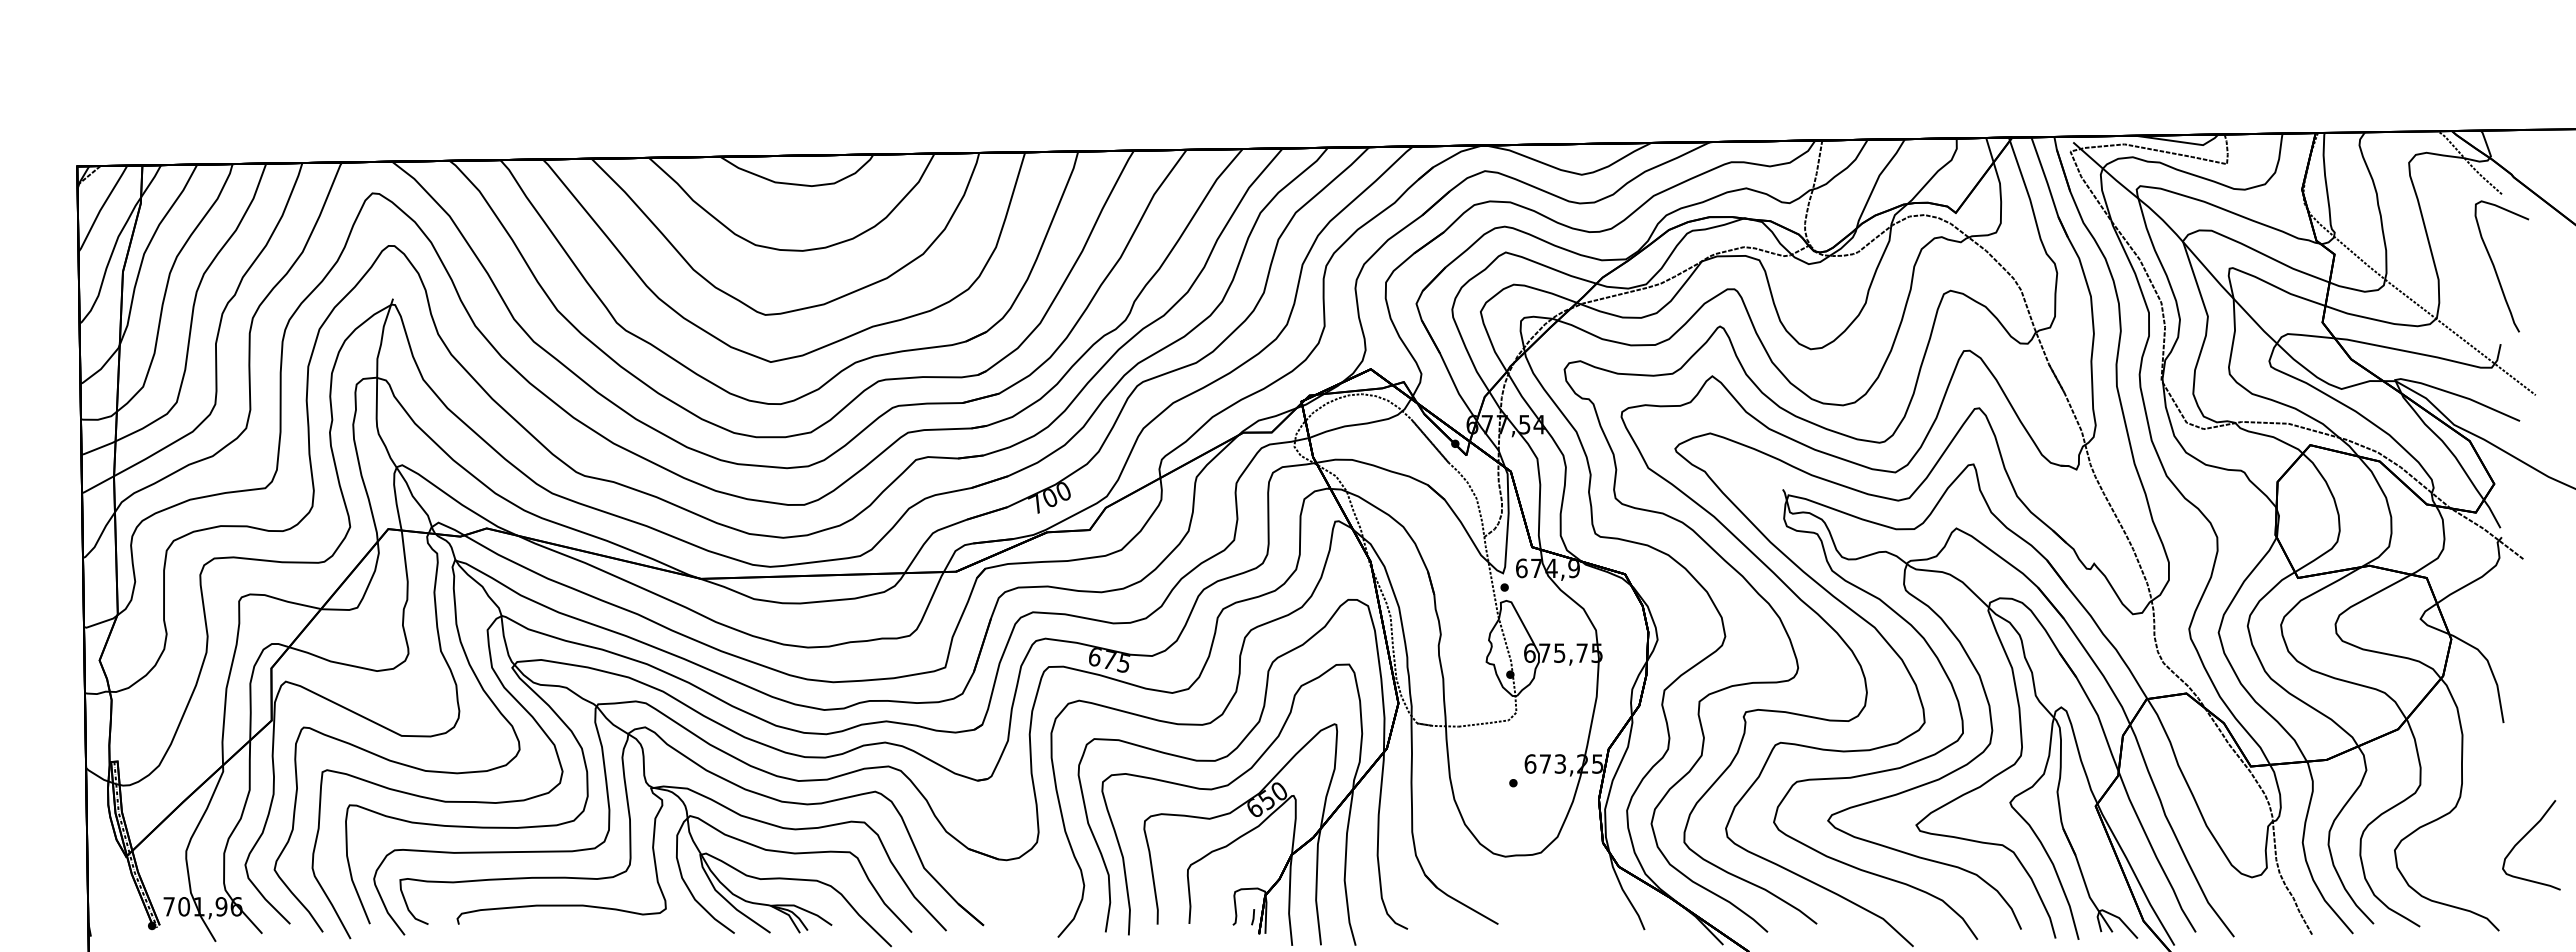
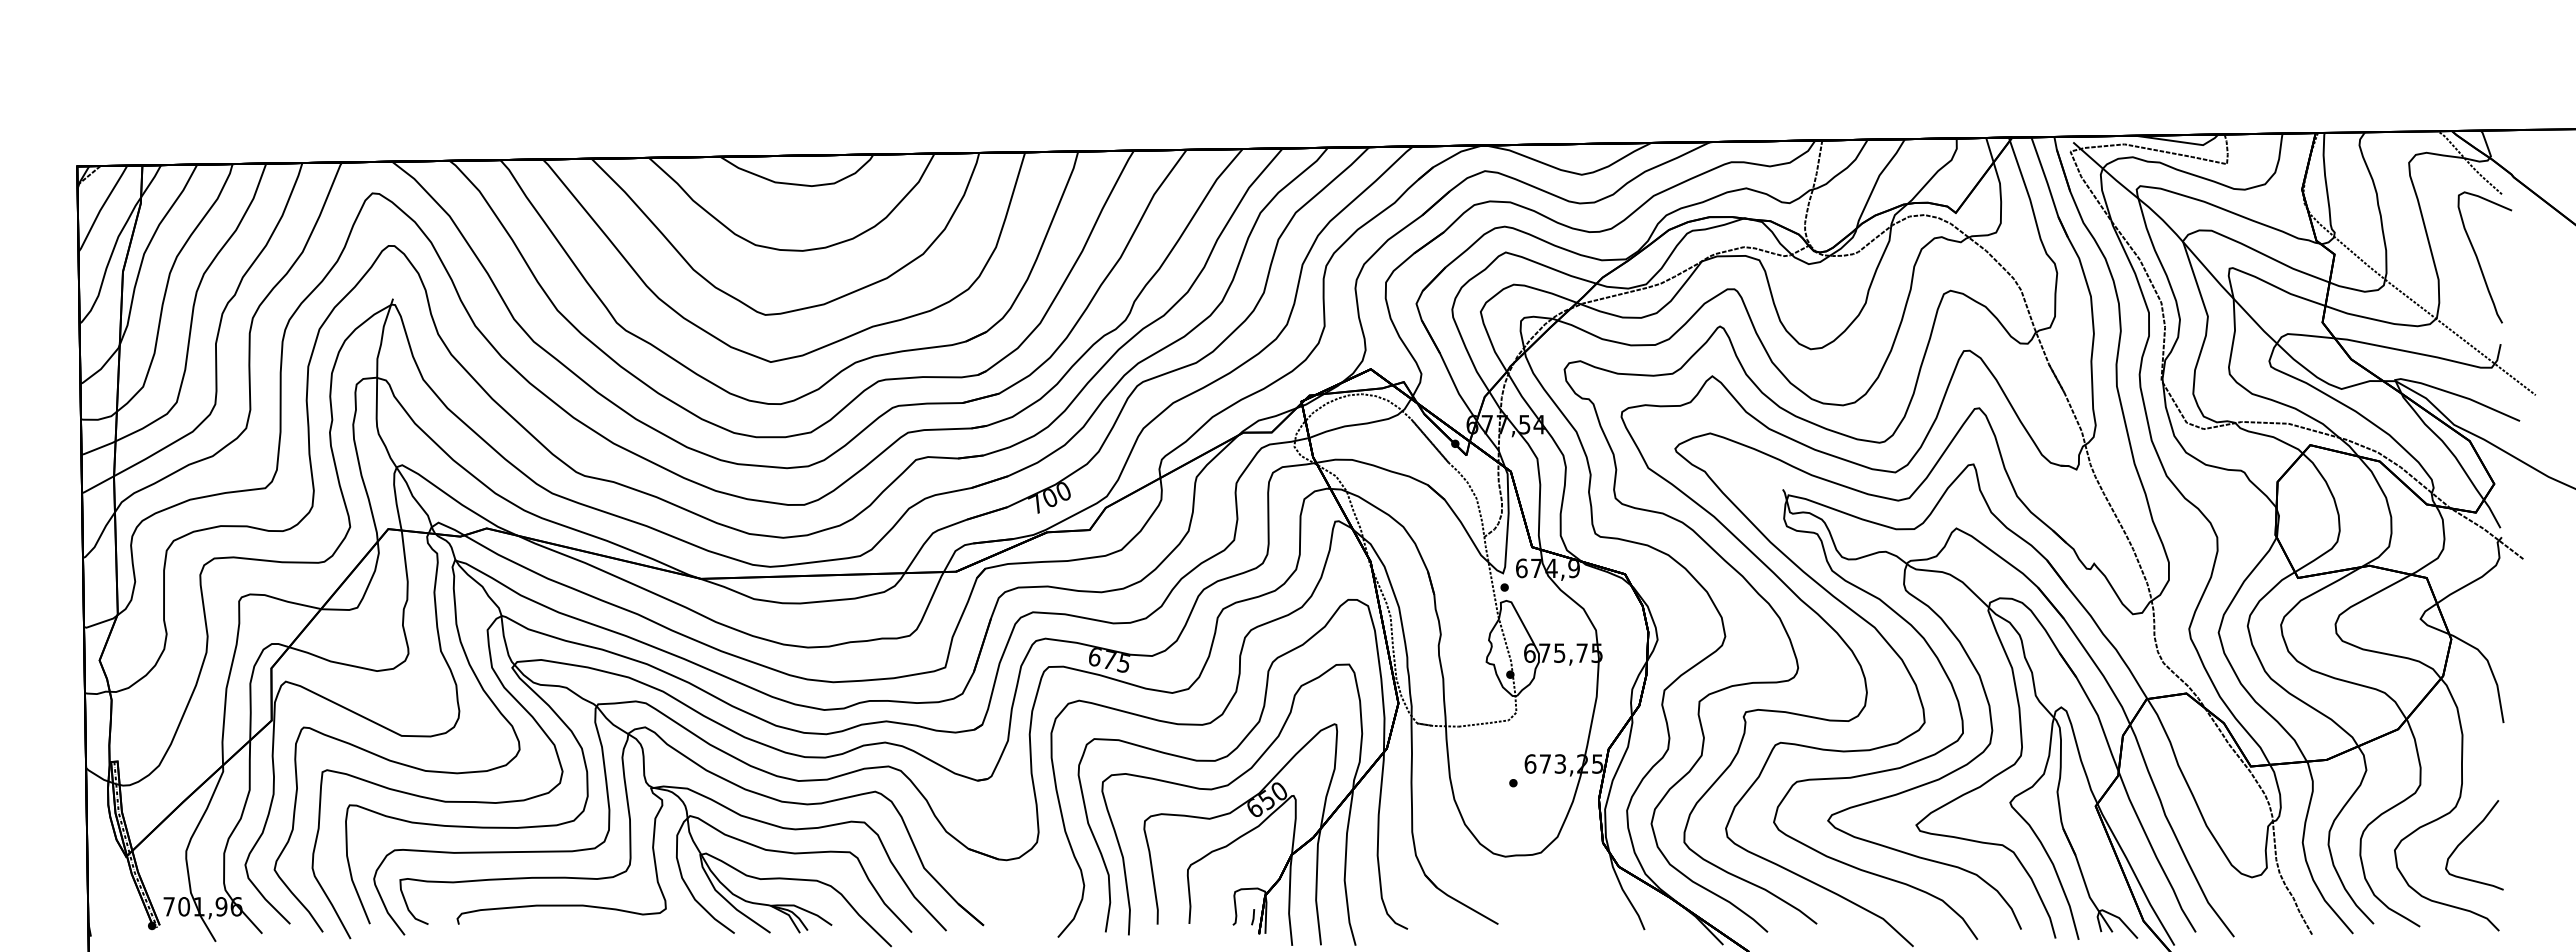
curve position: (2495, 267) -> (2478, 258) (2478, 258)
curve position: (2524, 837) -> (2467, 837) (2467, 837)
